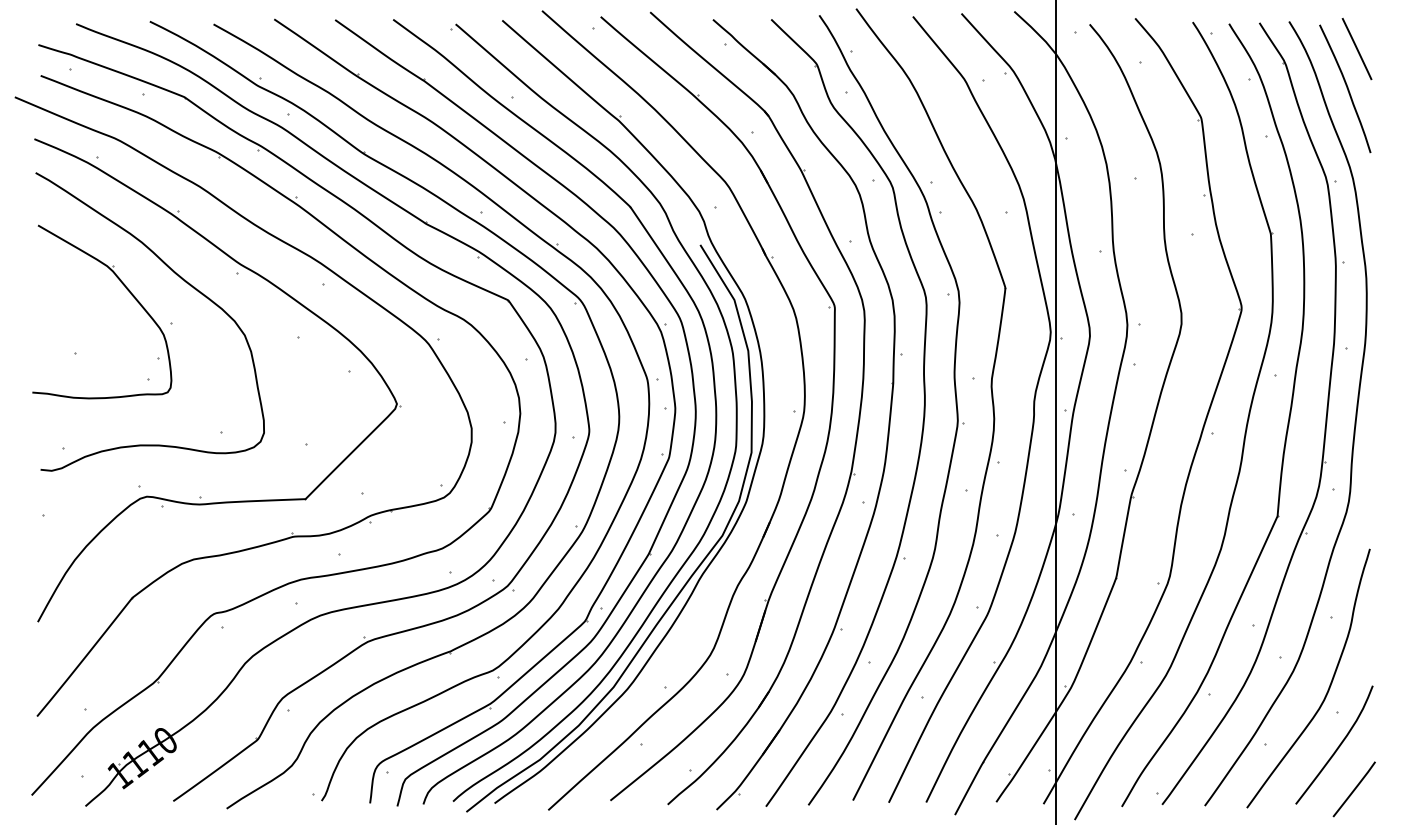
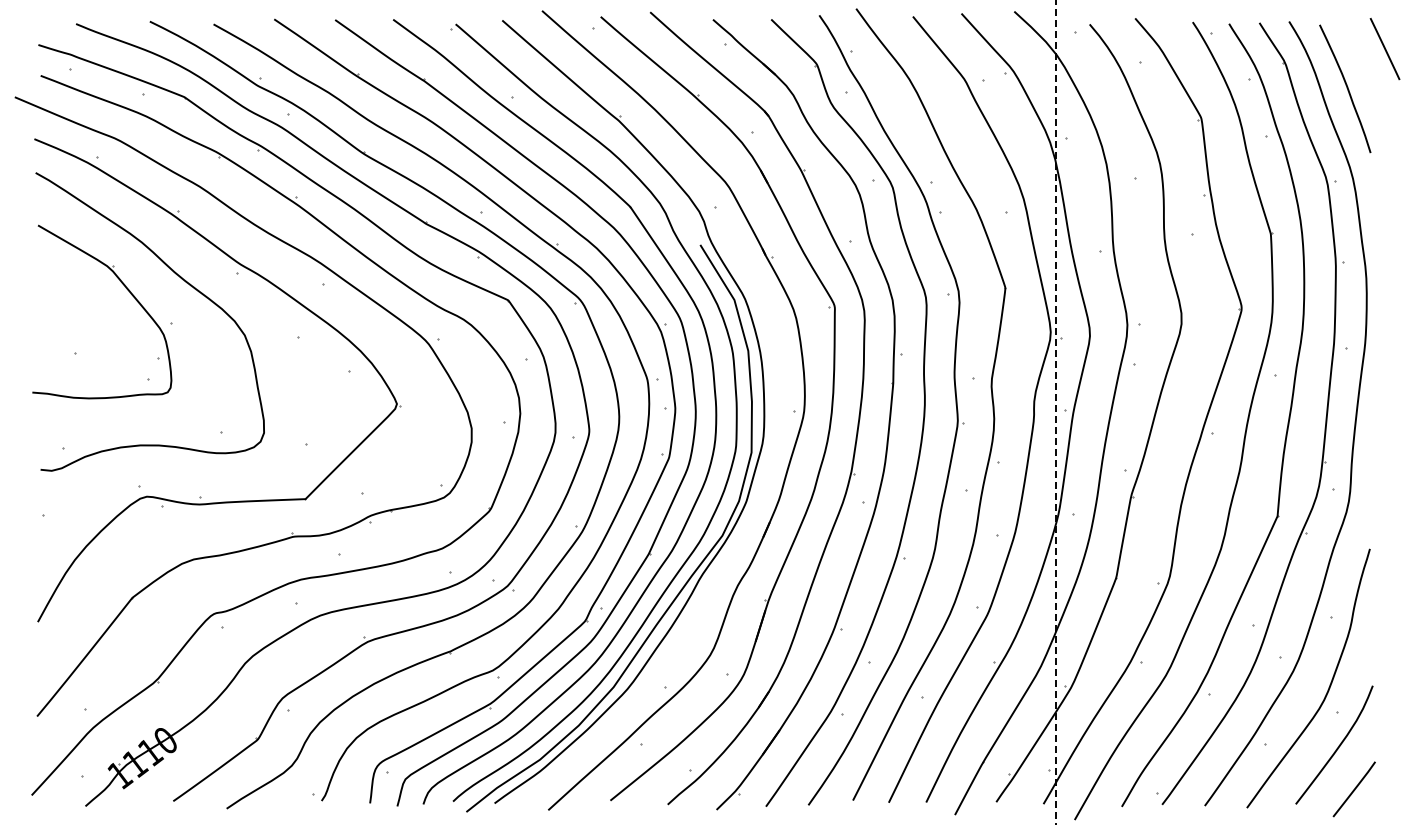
line position: (1356, 49) -> (1384, 49) (1384, 49)
line: solid -> dashed (1056, 413)
